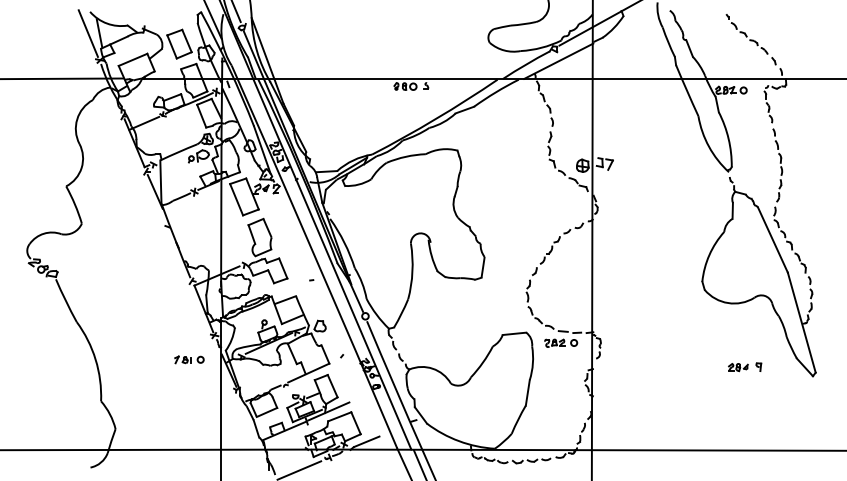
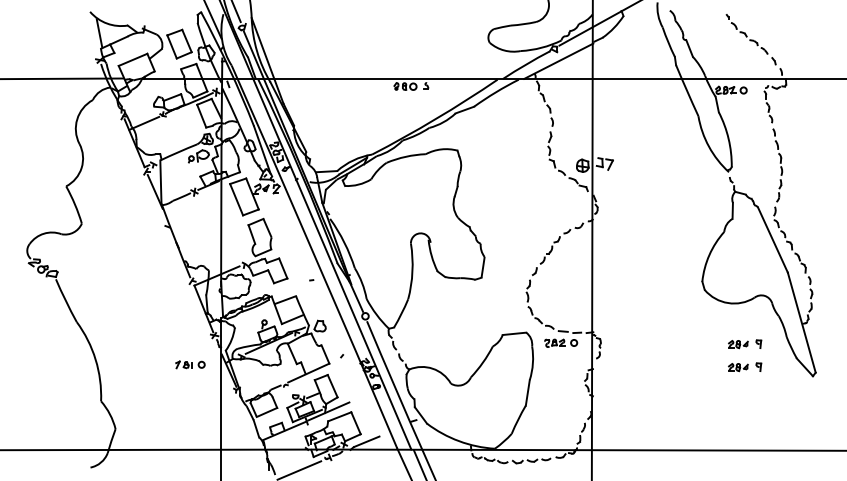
line: present -> none (87, 33)
part: none -> present (745, 344)
part position: (189, 359) -> (190, 364) (190, 364)
